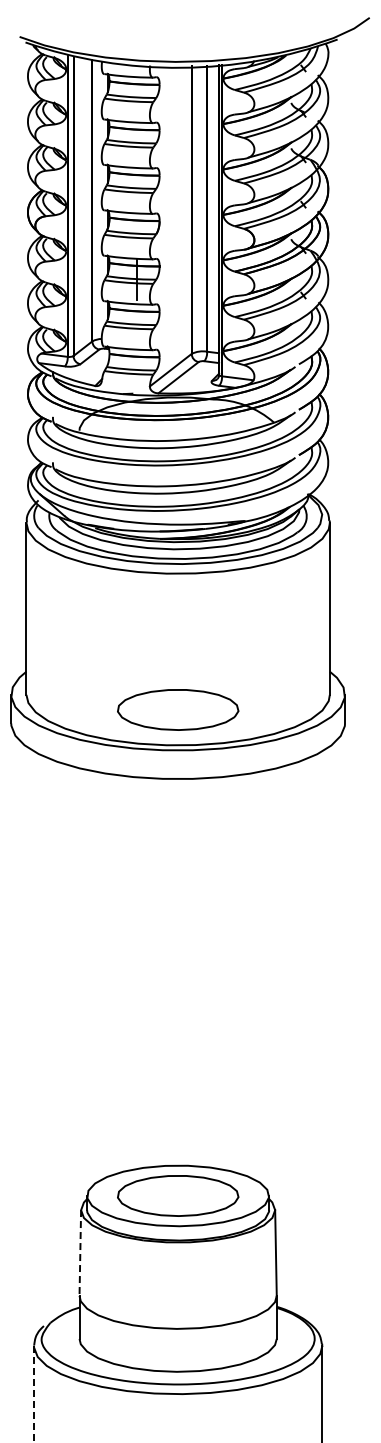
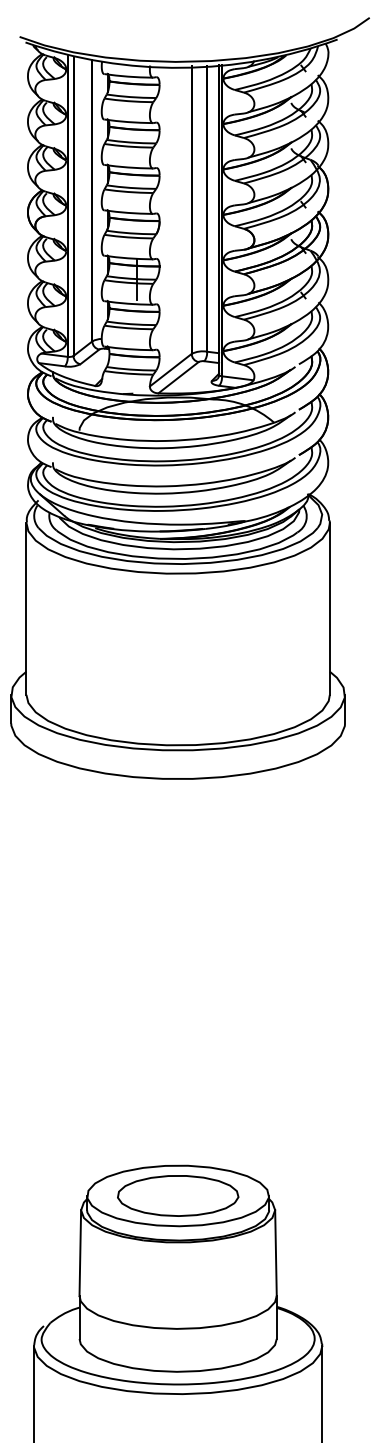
part: present -> none (178, 709)
line: dashed -> solid (80, 1252)
line: dashed -> solid (34, 1394)
